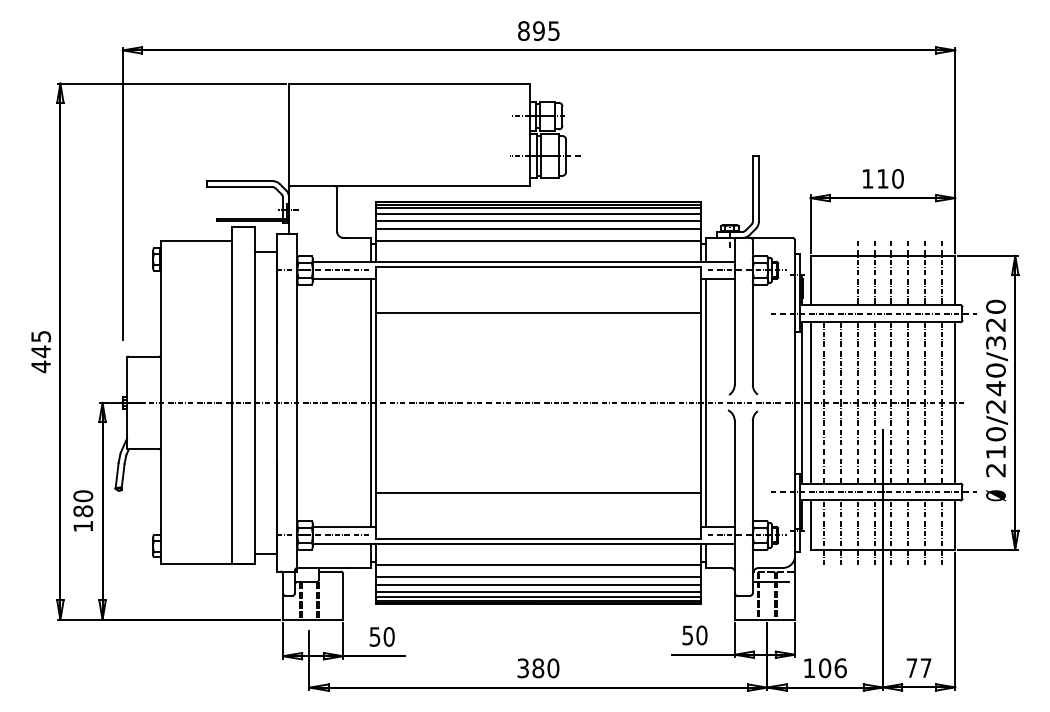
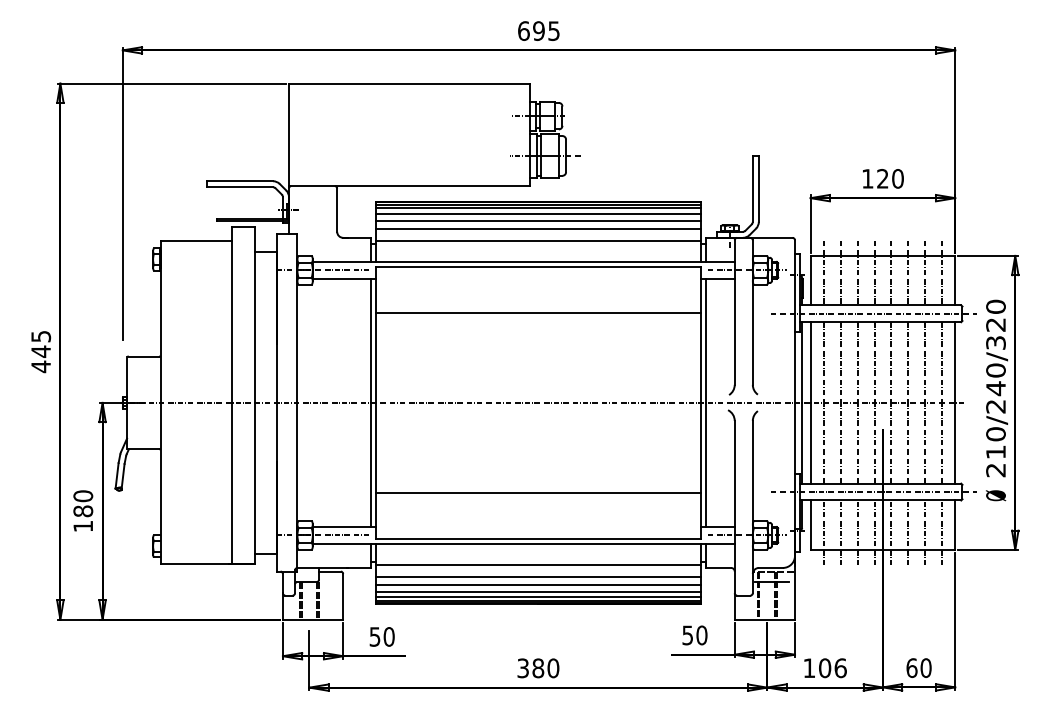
text: 895 -> 695 (523, 30)
text: 110 -> 120 (882, 178)
line: none -> present (823, 272)
line: none -> present (840, 272)
text: 77 -> 60 (918, 668)
